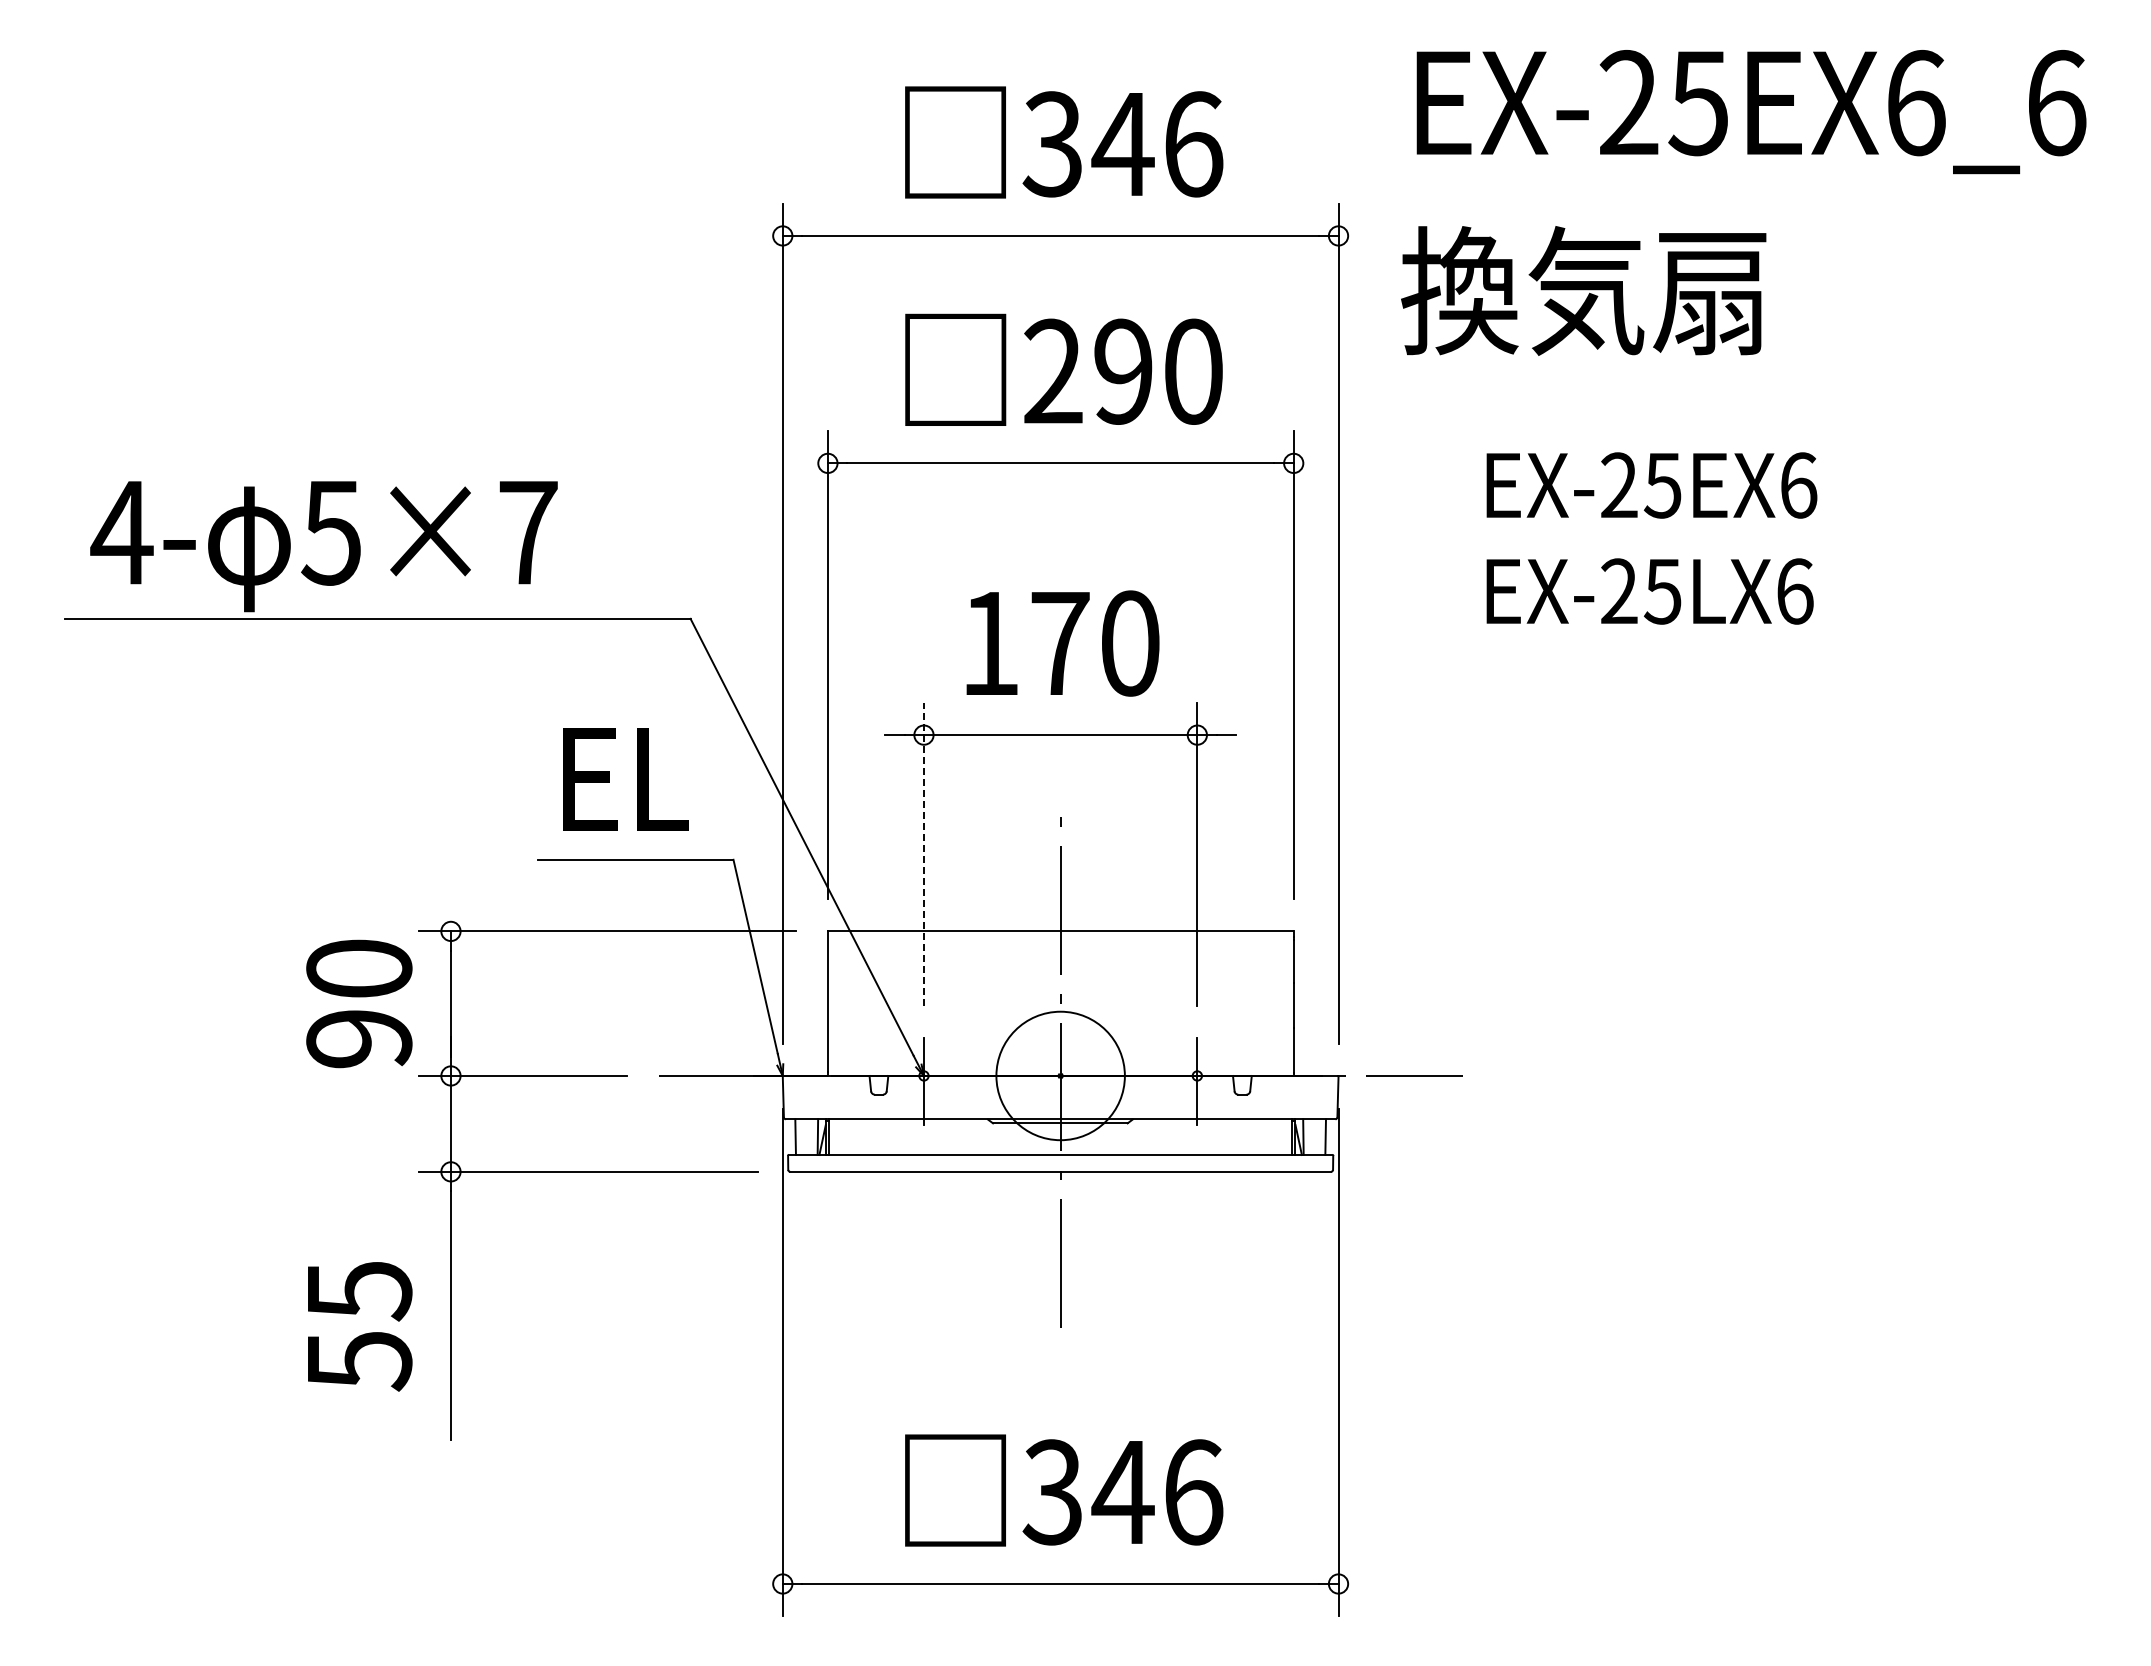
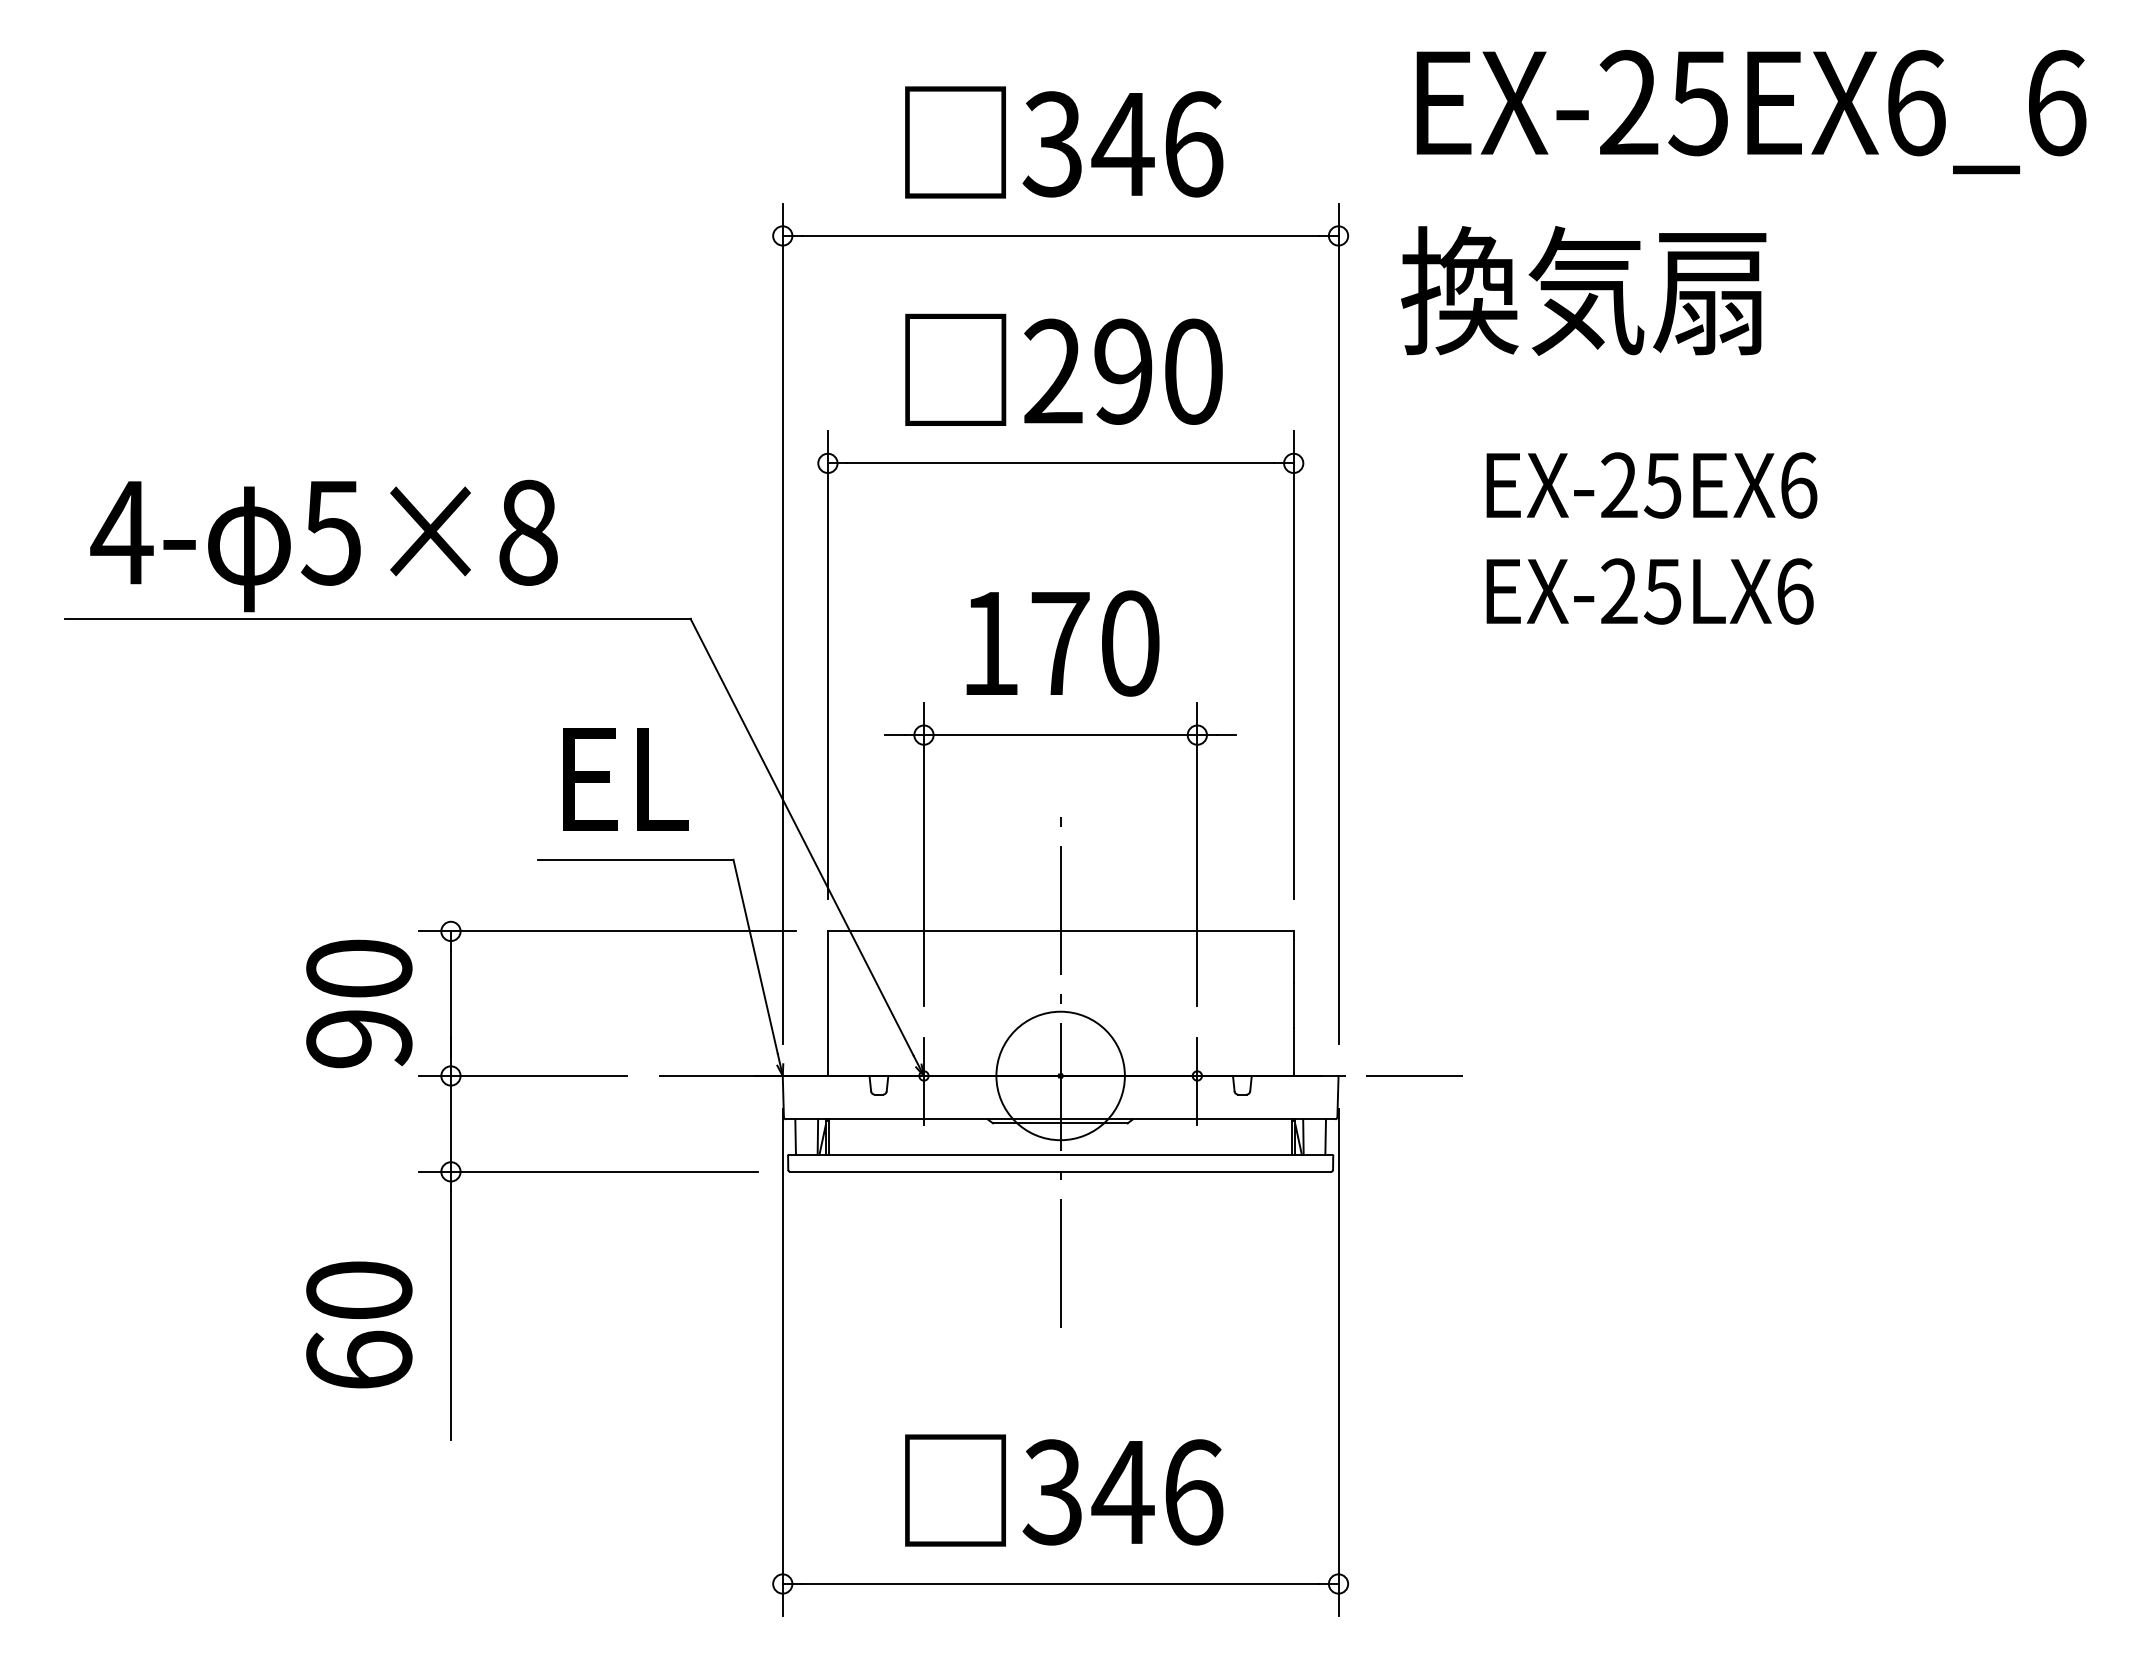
text: 5×7 -> 5×8 (528, 532)
line: dashed -> solid (923, 854)
text: 55 -> 60 (359, 1326)
